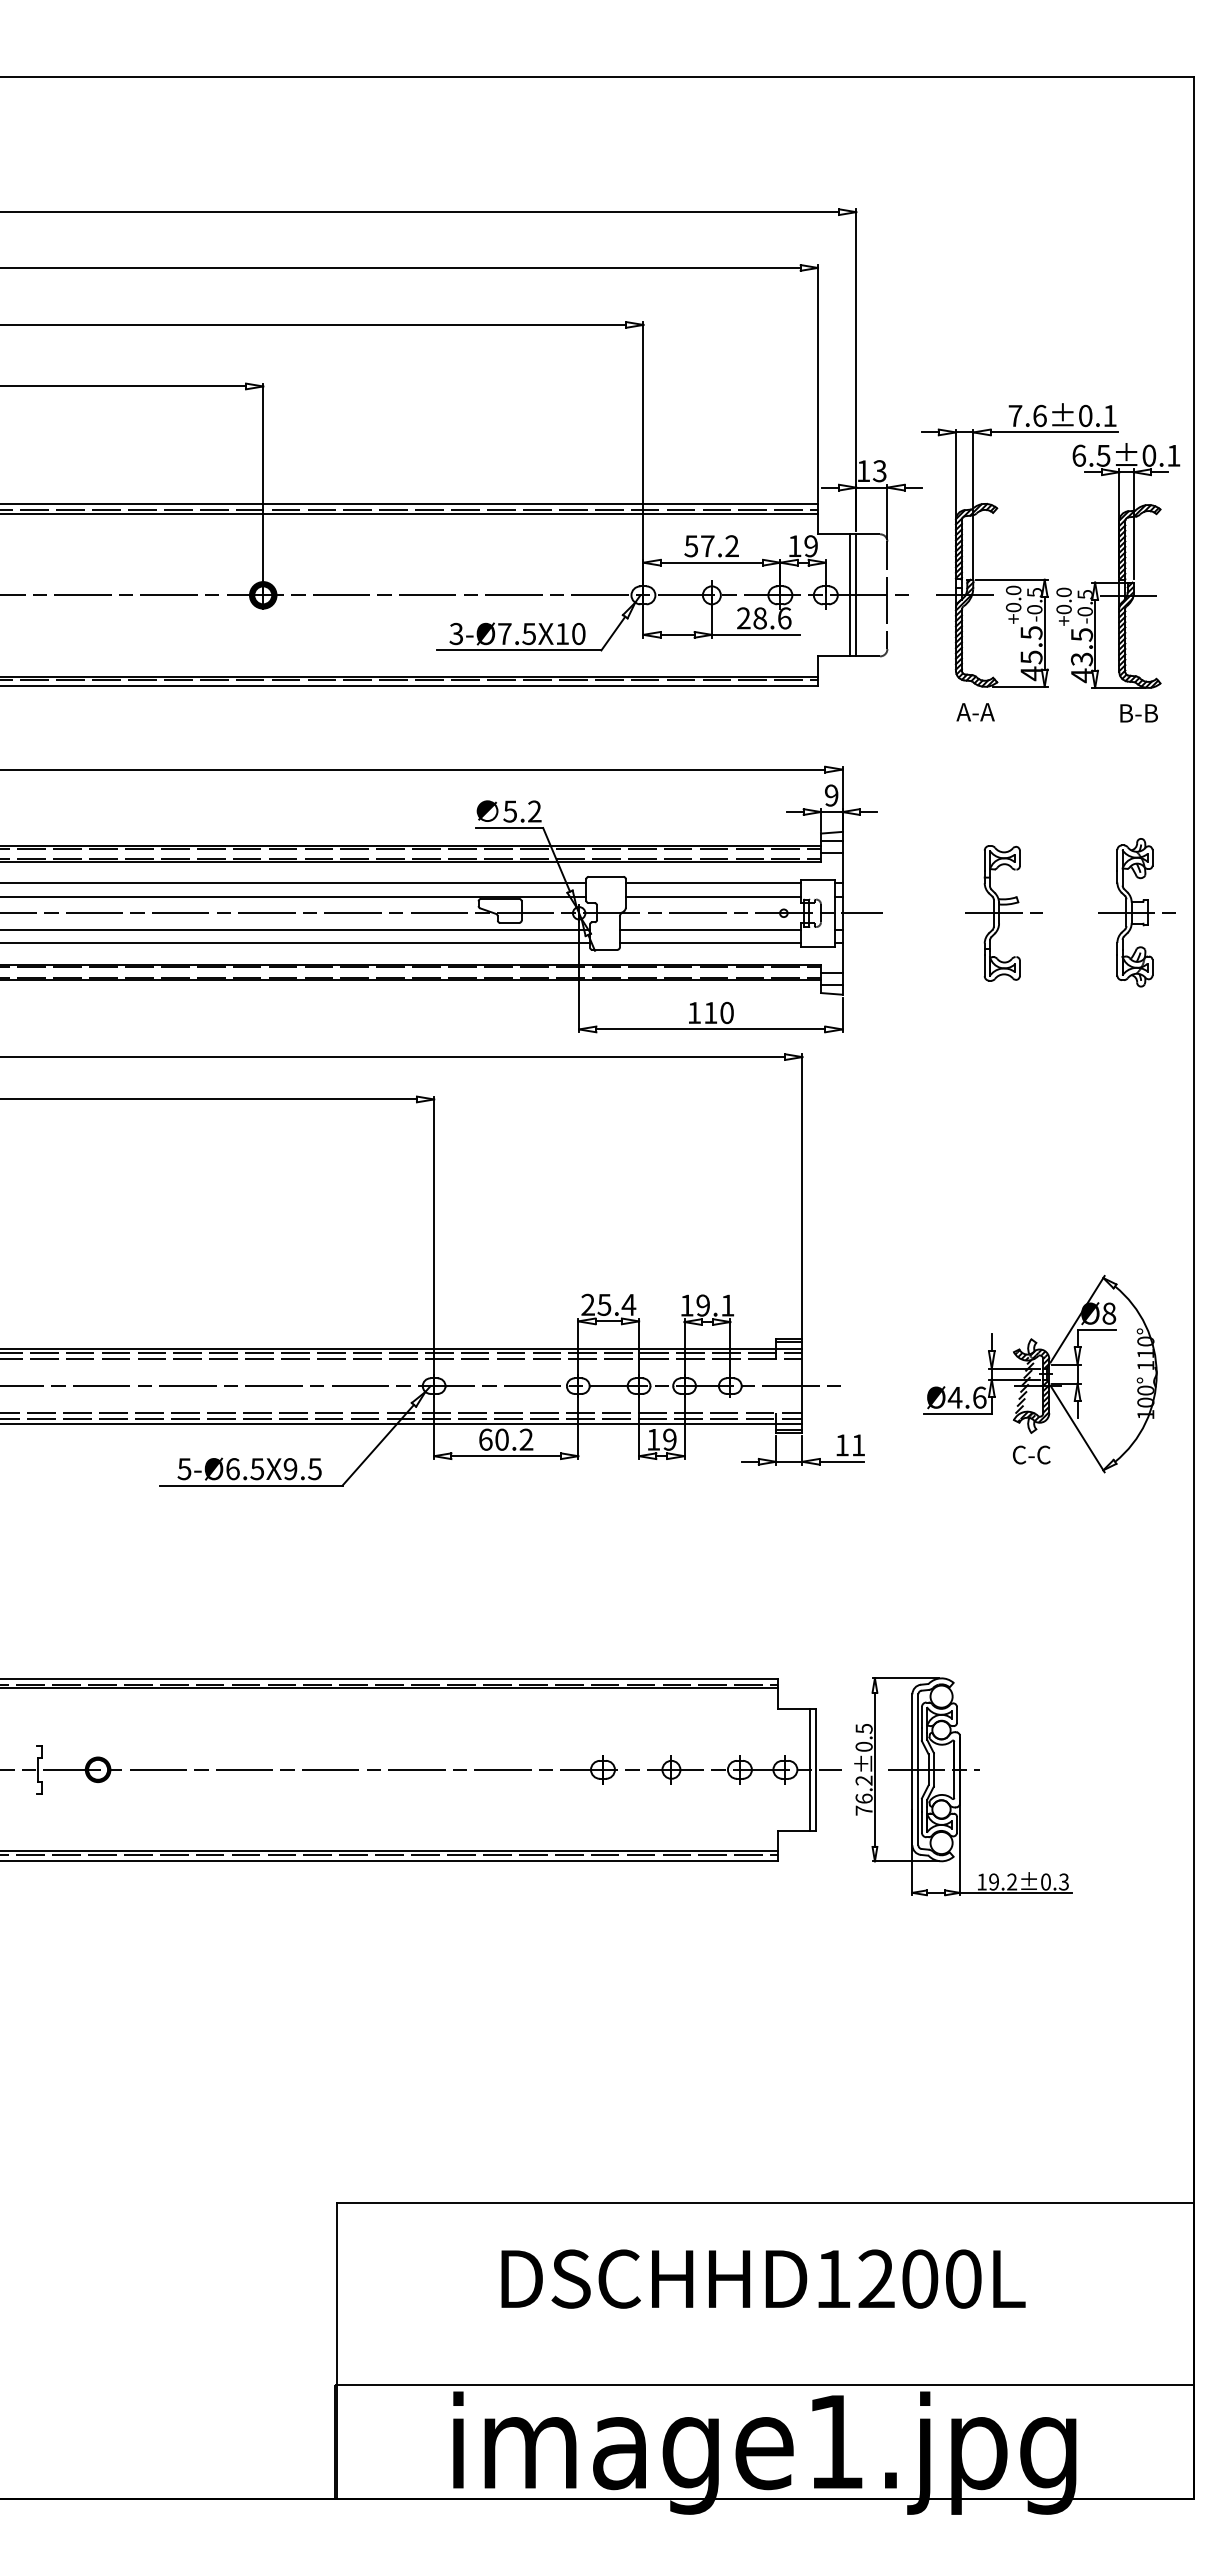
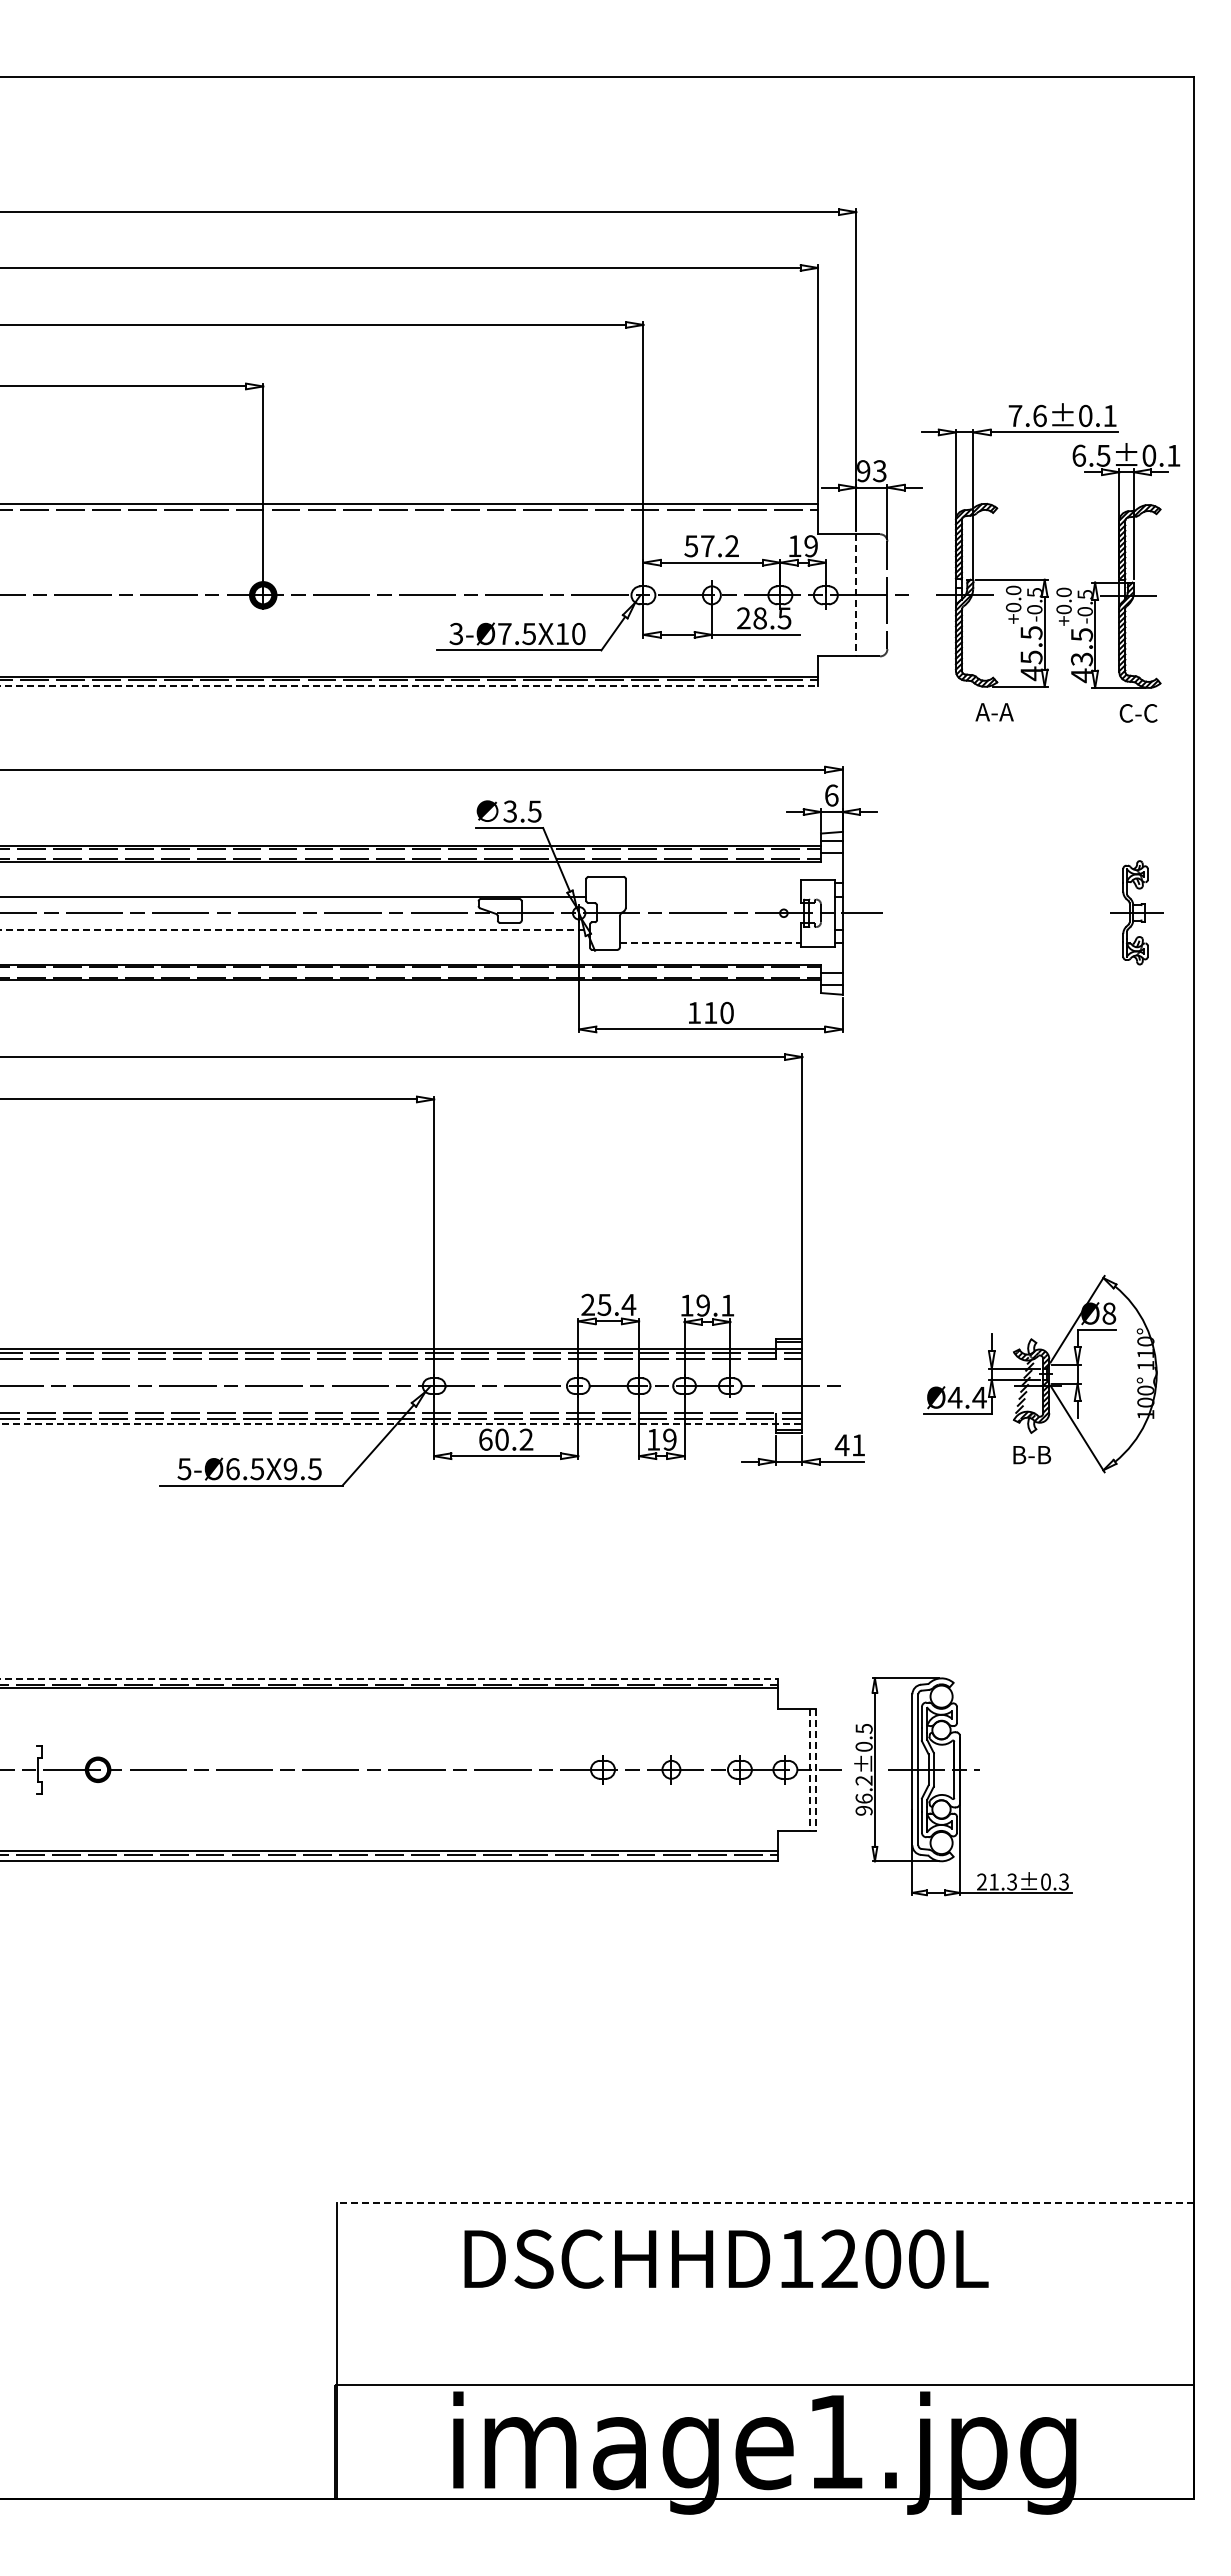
text: 13 -> 93 (863, 471)
line: present -> none (409, 513)
line: present -> none (850, 595)
line: solid -> dashed (856, 595)
text: 28.6 -> 28.5 (784, 618)
line: solid -> dashed (409, 686)
text position: (975, 712) -> (994, 712) (994, 712)
text: B-B -> C-C (1138, 713)
text: 9 -> 6 (831, 795)
text: 5.2 -> 3.5 (522, 811)
line: present -> none (294, 883)
line: present -> none (713, 883)
line: present -> none (713, 896)
part size: 78x150 px -> 54x106 px (1136, 912)
part: present -> none (1003, 913)
line: solid -> dashed (295, 930)
line: present -> none (710, 930)
line: present -> none (295, 943)
line: solid -> dashed (710, 943)
text: Ø4.6 -> Ø4.4 (979, 1397)
line: solid -> dashed (401, 1423)
text: 11 -> 41 (841, 1445)
text: C-C -> B-B (1031, 1454)
line: solid -> dashed (389, 1678)
line: solid -> dashed (809, 1770)
line: solid -> dashed (815, 1770)
text: 76.2±0.5 -> 96.2±0.5 (863, 1810)
text: 19.2±0.3 -> 21.3±0.3 (997, 1881)
line: solid -> dashed (765, 2203)
text position: (763, 2278) -> (726, 2258) (726, 2258)
